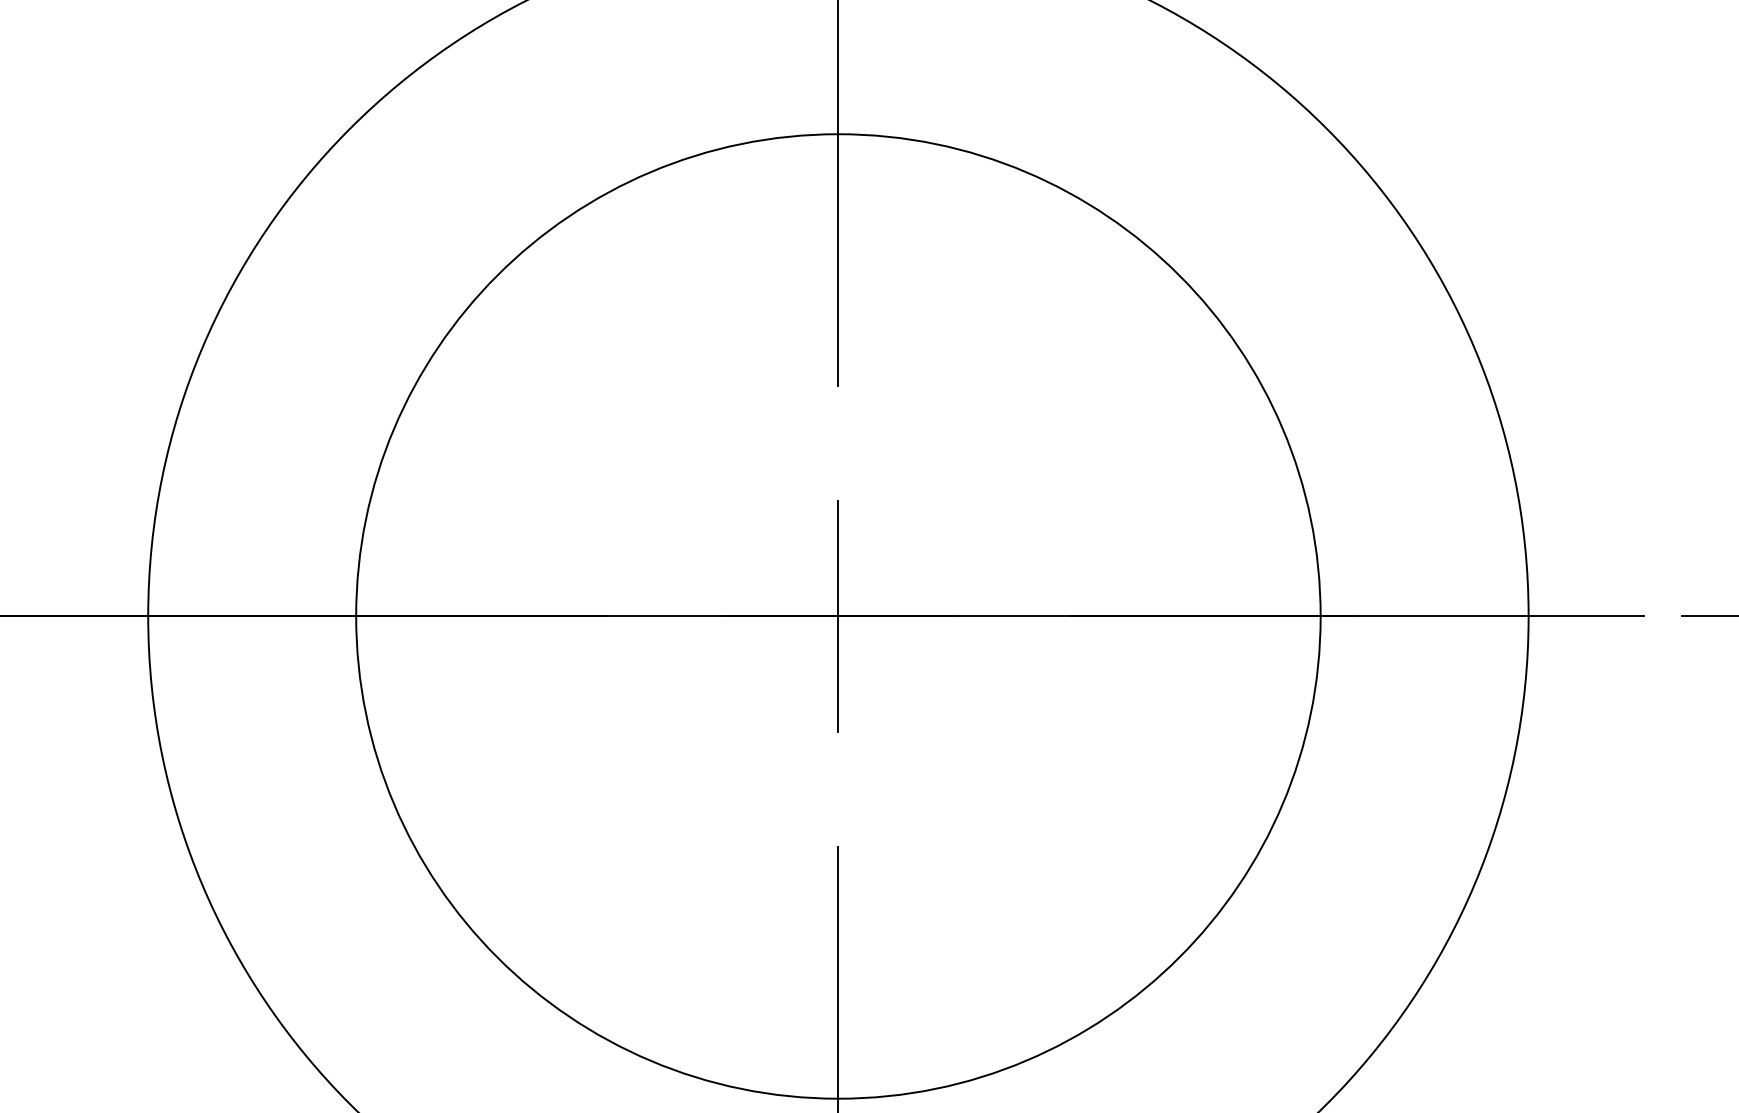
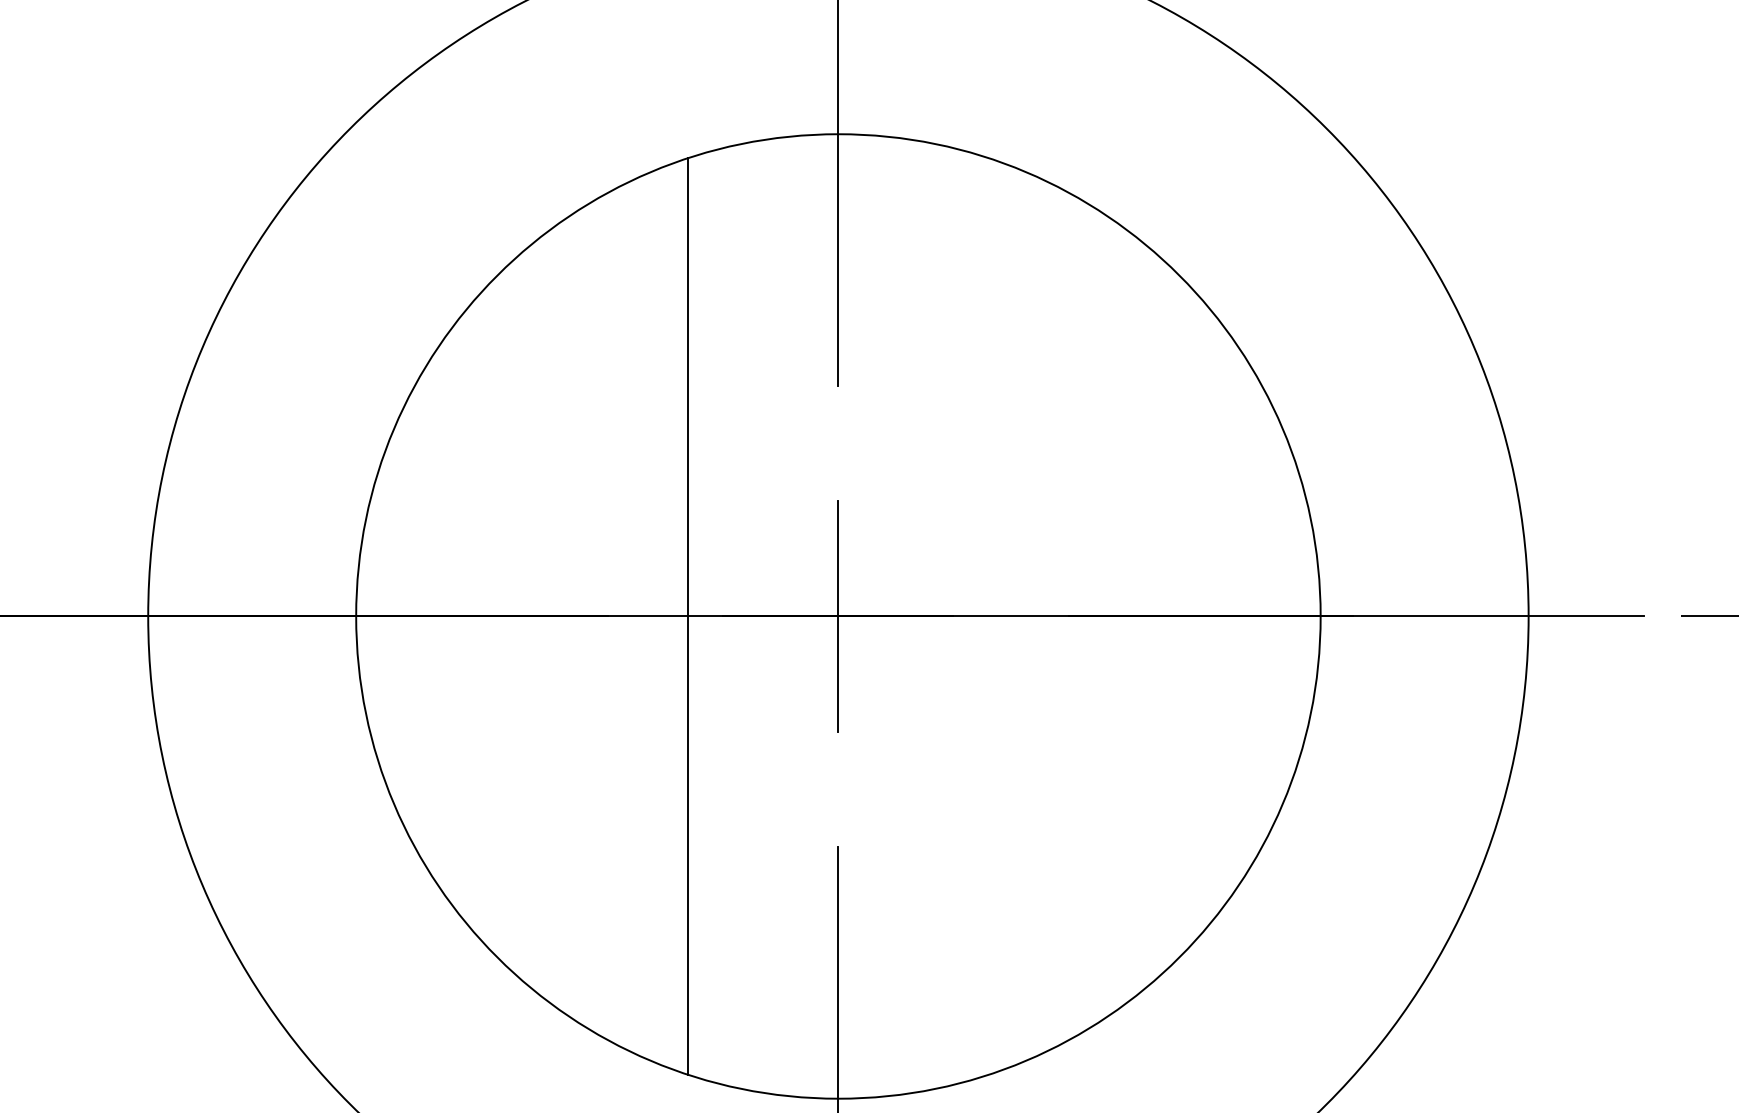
line: none -> present (688, 616)
